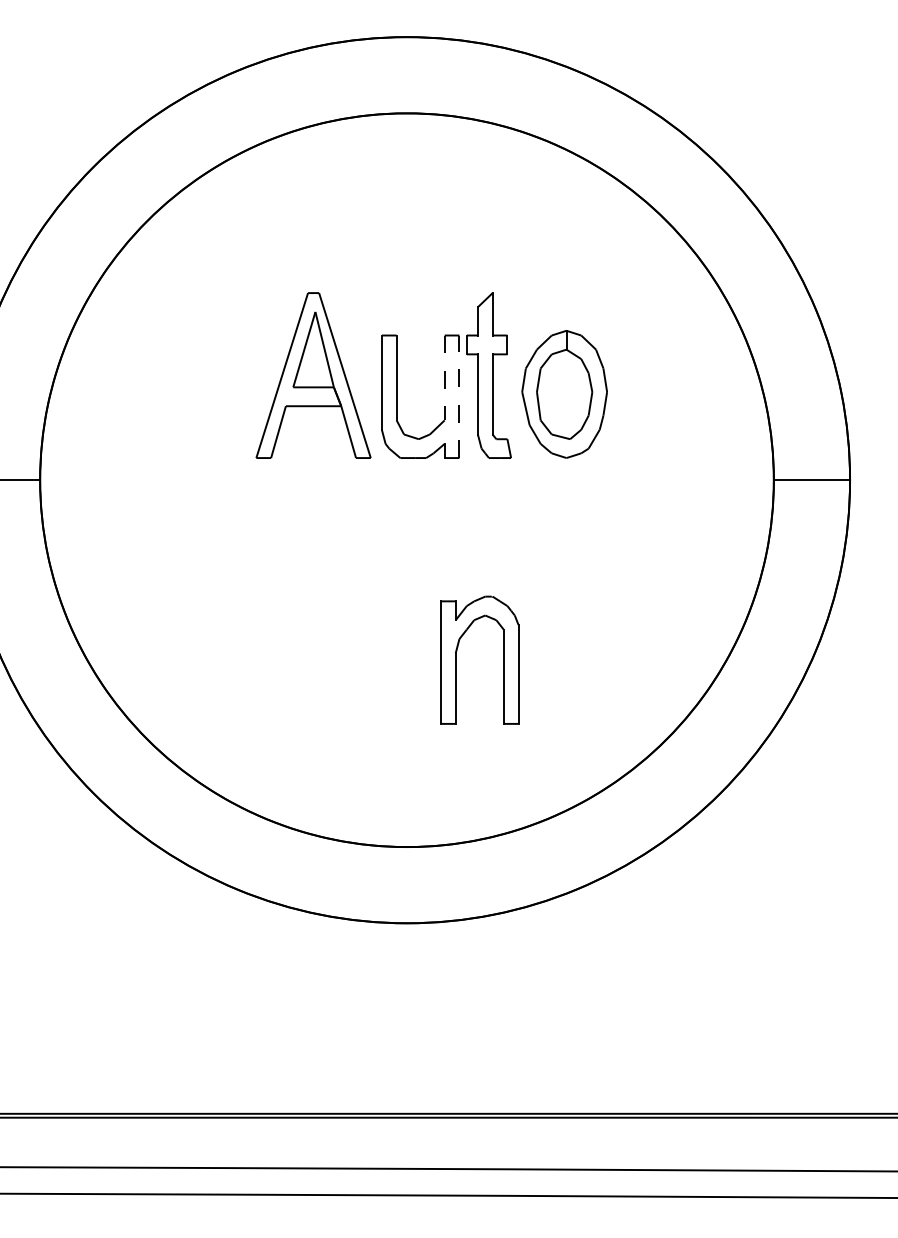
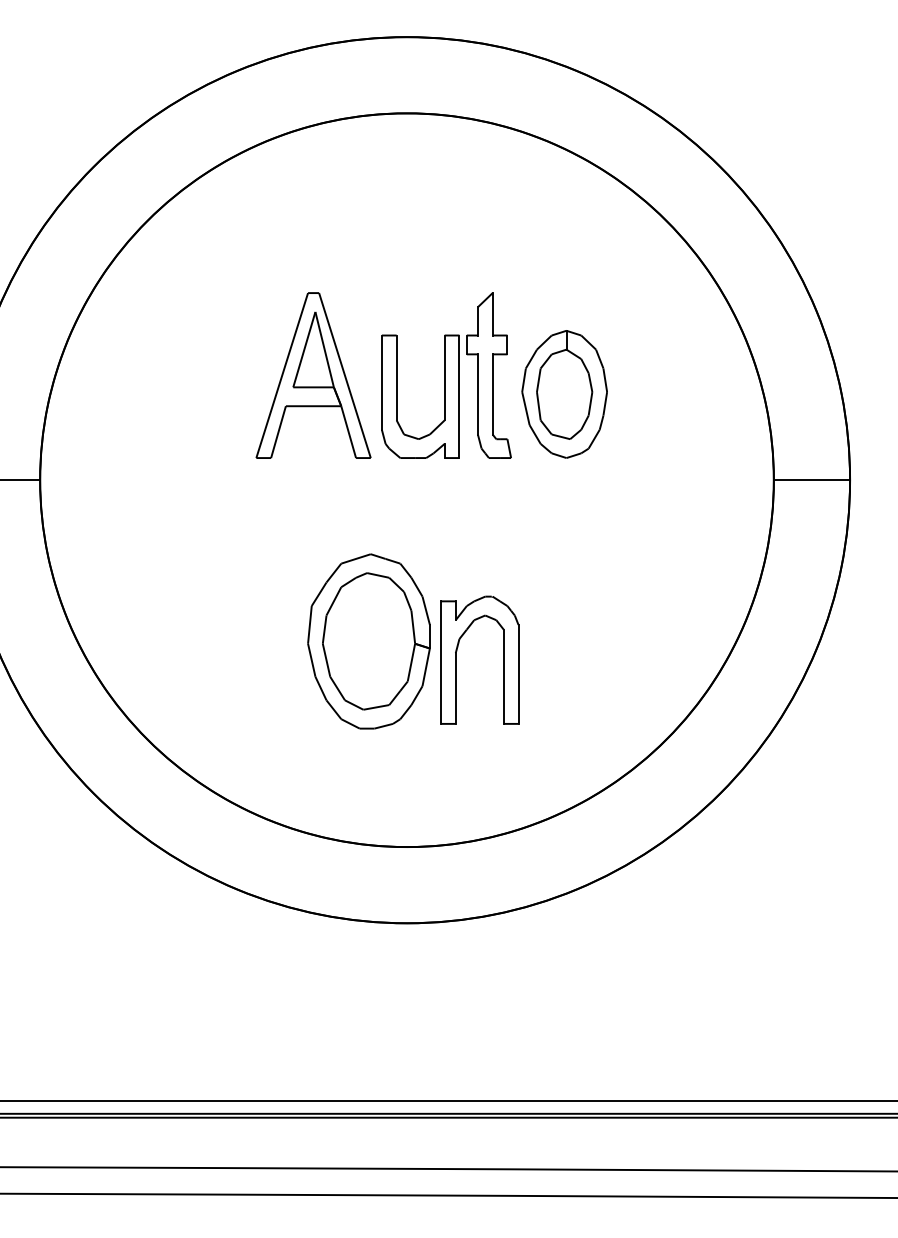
line: dashed -> solid (444, 378)
line: dashed -> solid (459, 396)
part: none -> present (368, 641)
line: none -> present (448, 1100)
